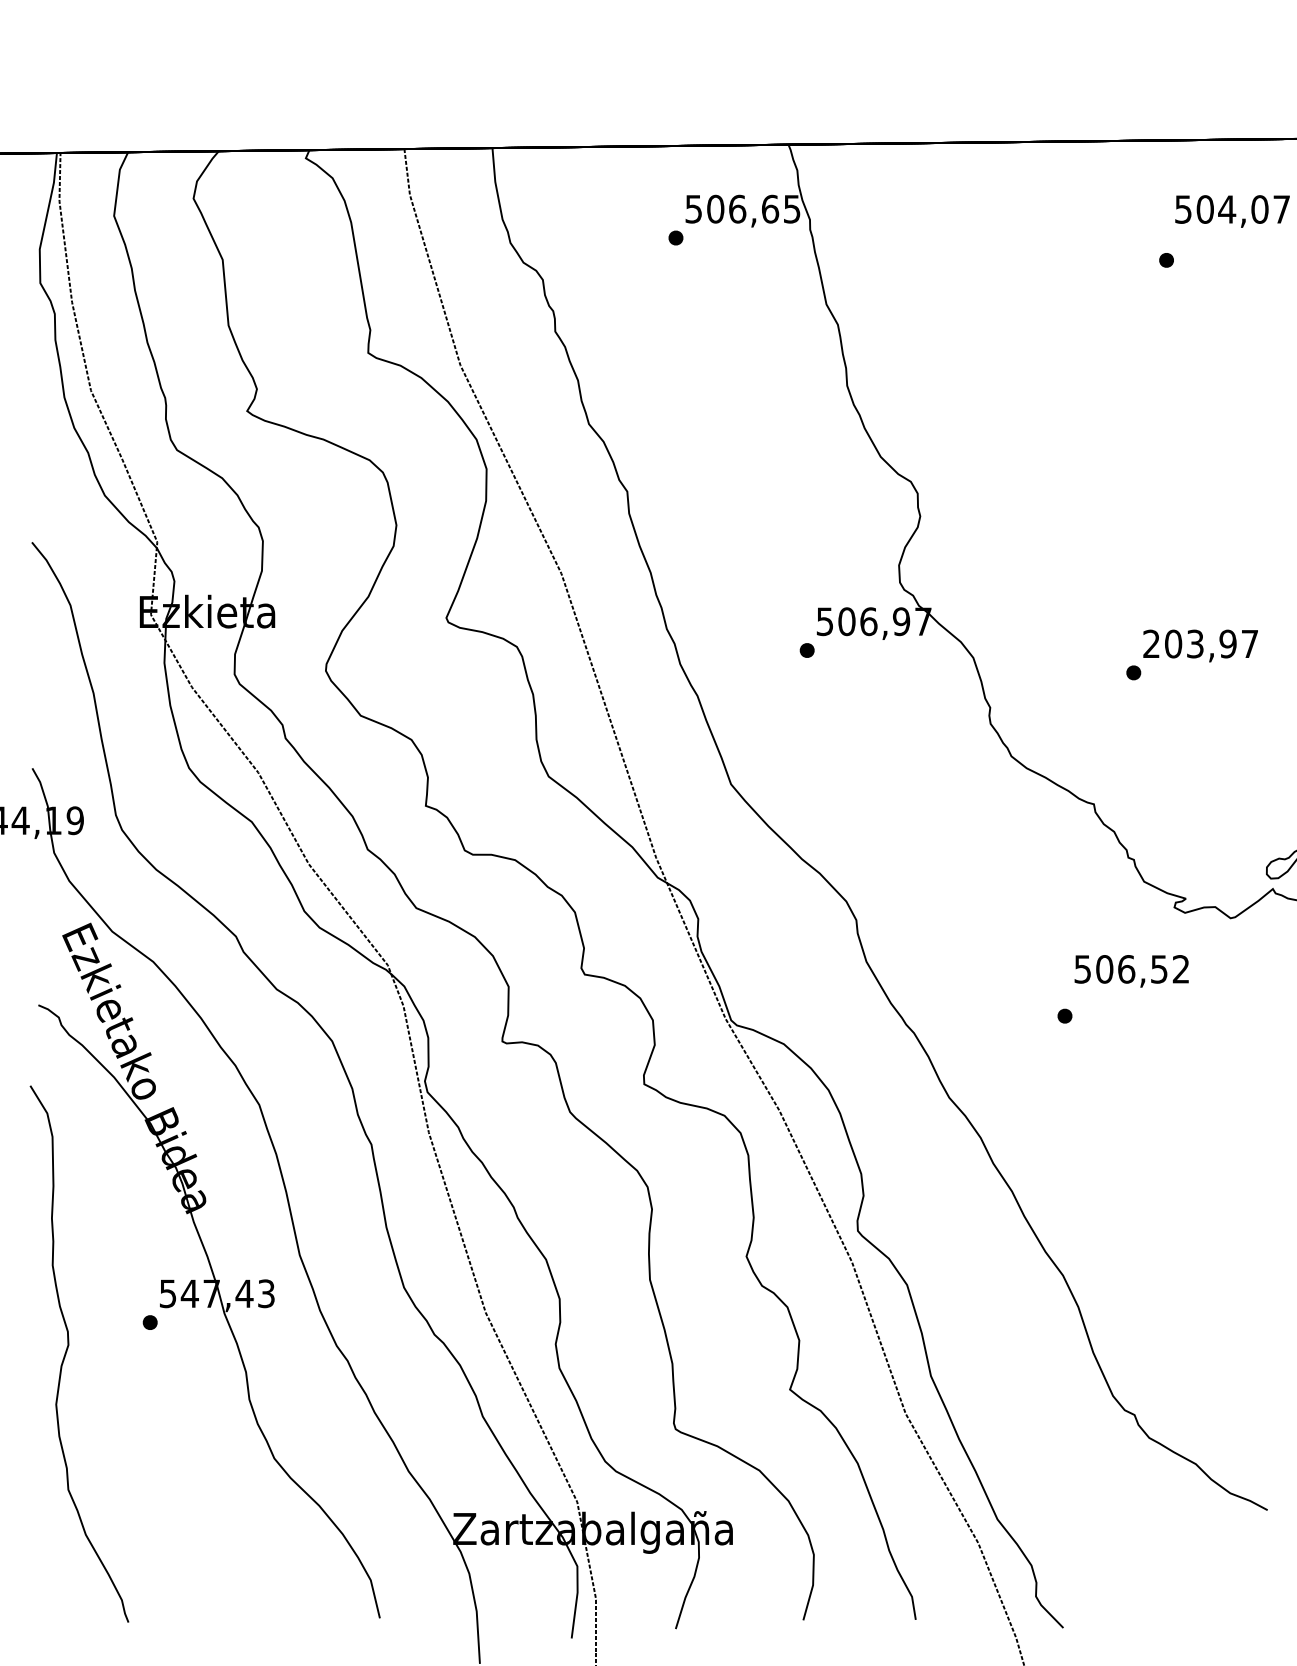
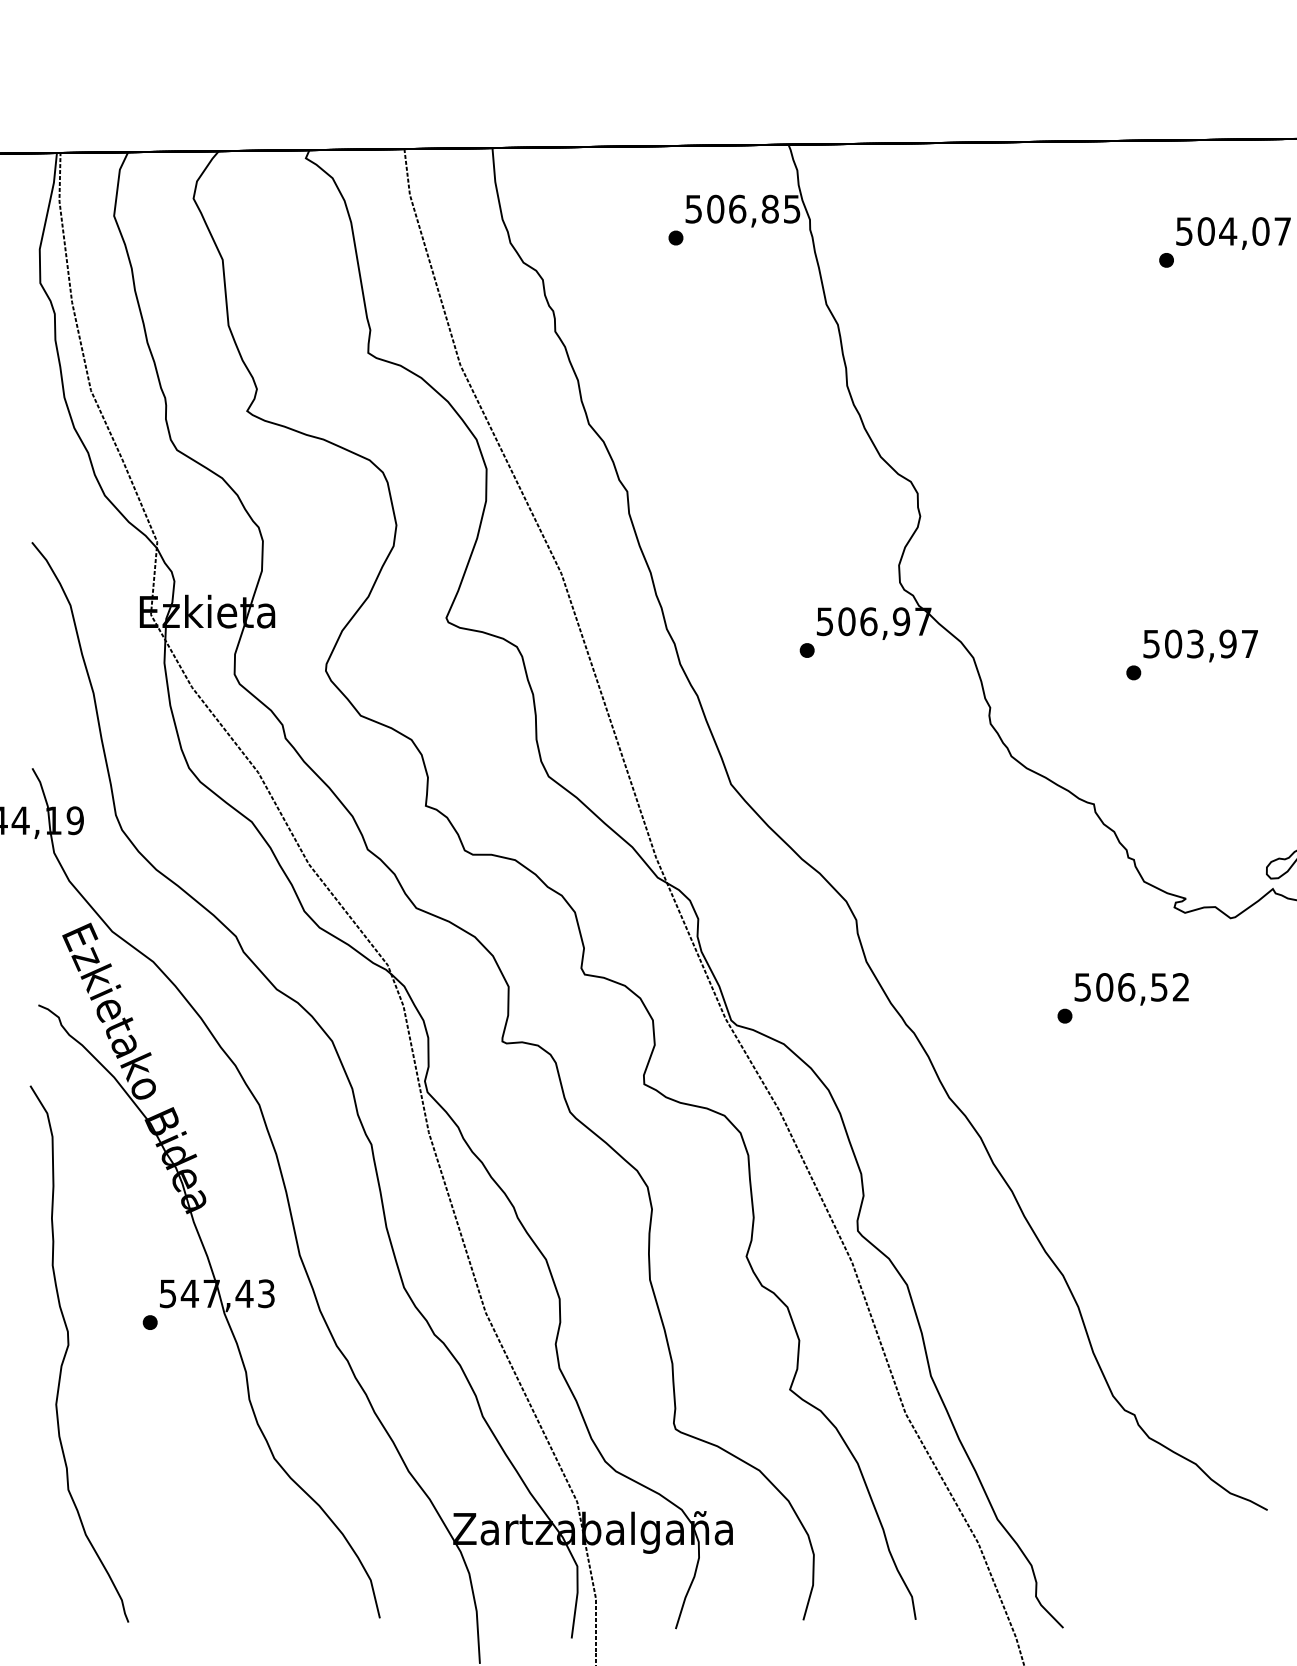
text: 506,65 -> 506,85 (770, 208)
text position: (1232, 211) -> (1233, 233) (1233, 233)
text: 203,97 -> 503,97 (1151, 643)
text position: (1131, 971) -> (1131, 989) (1131, 989)
